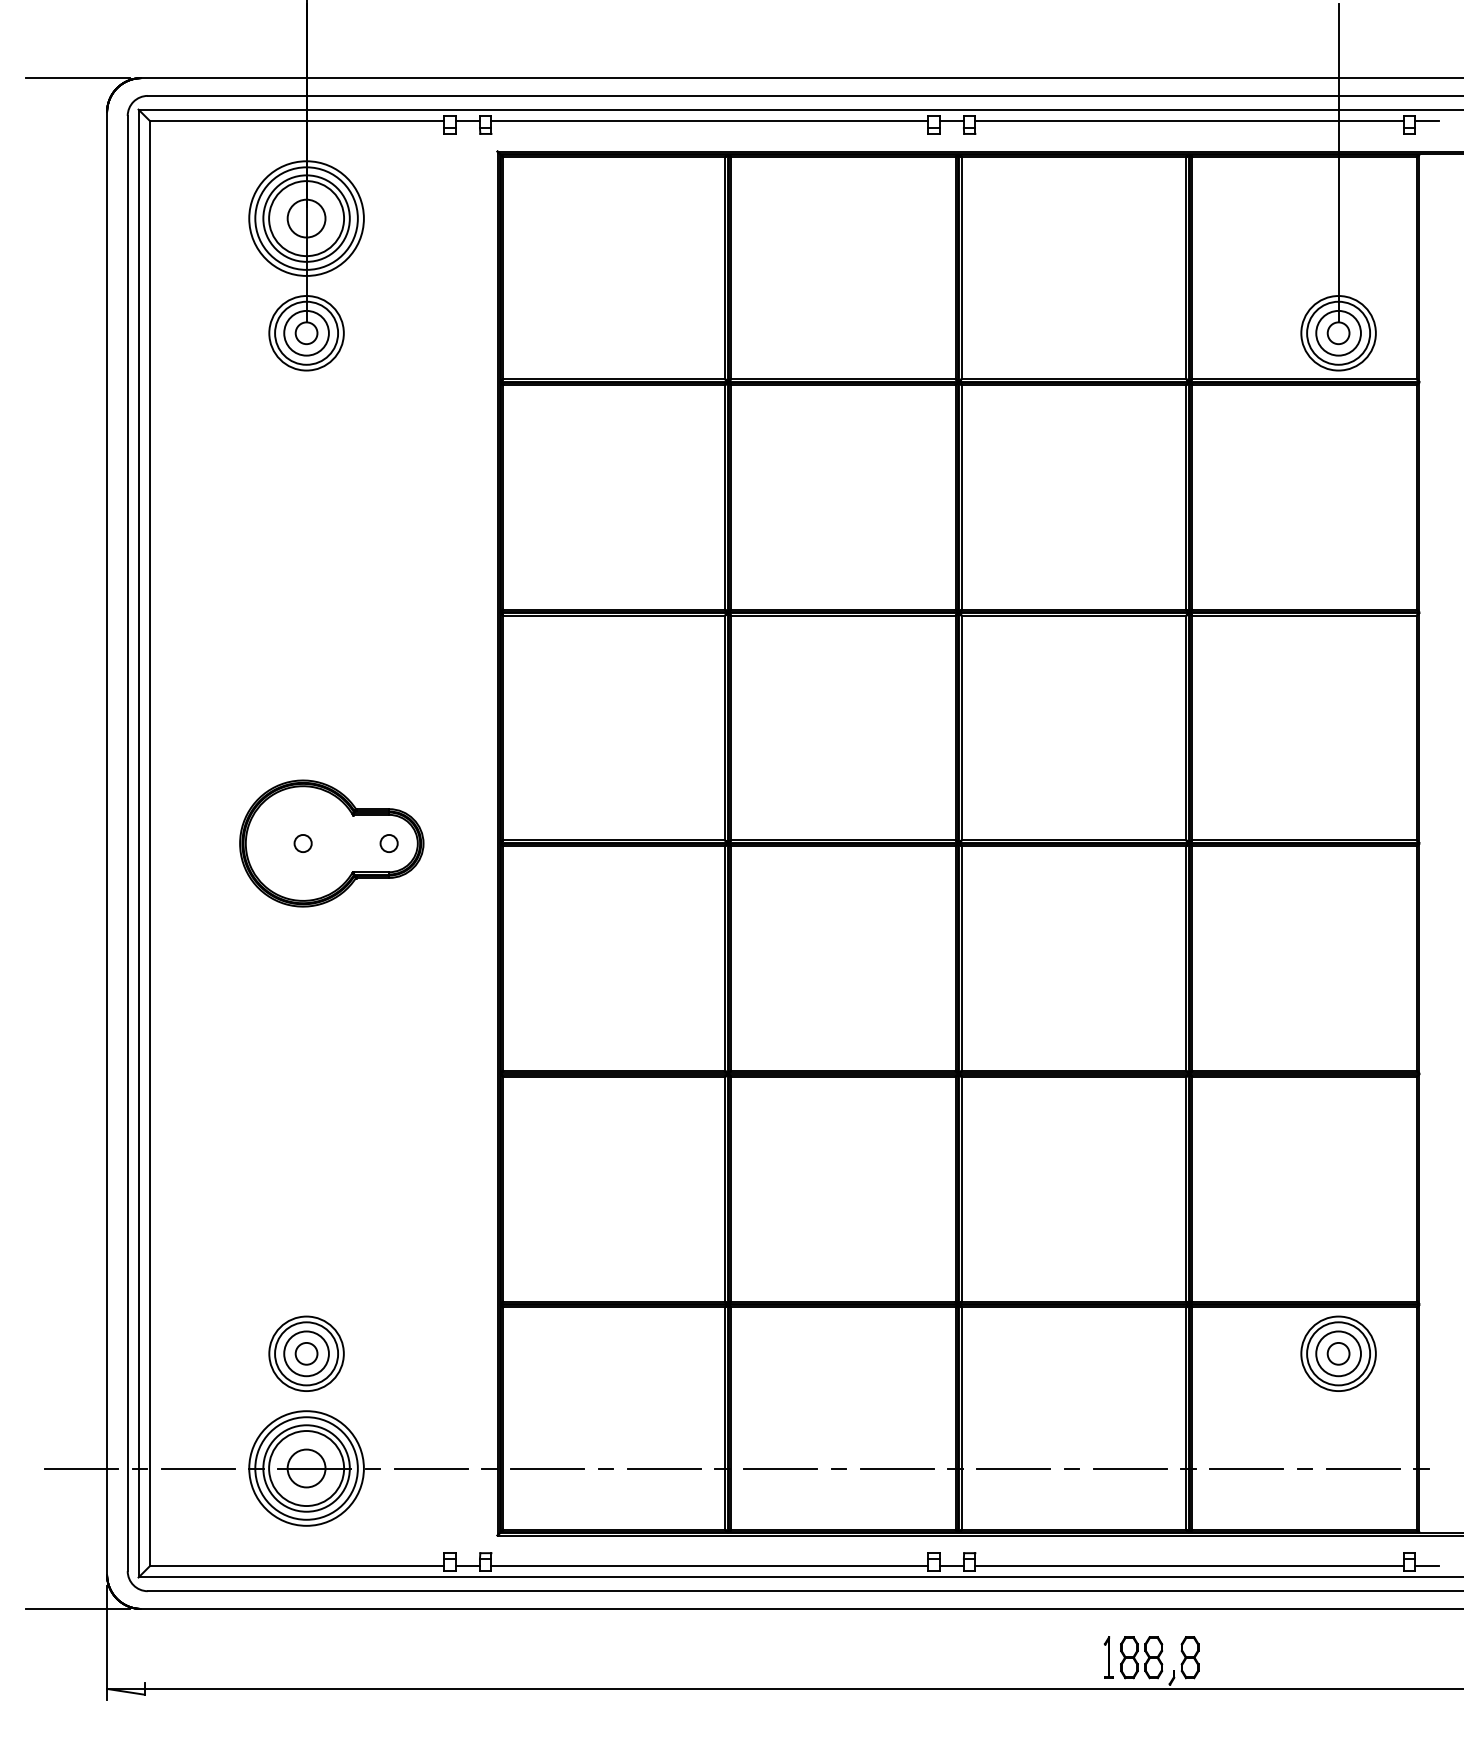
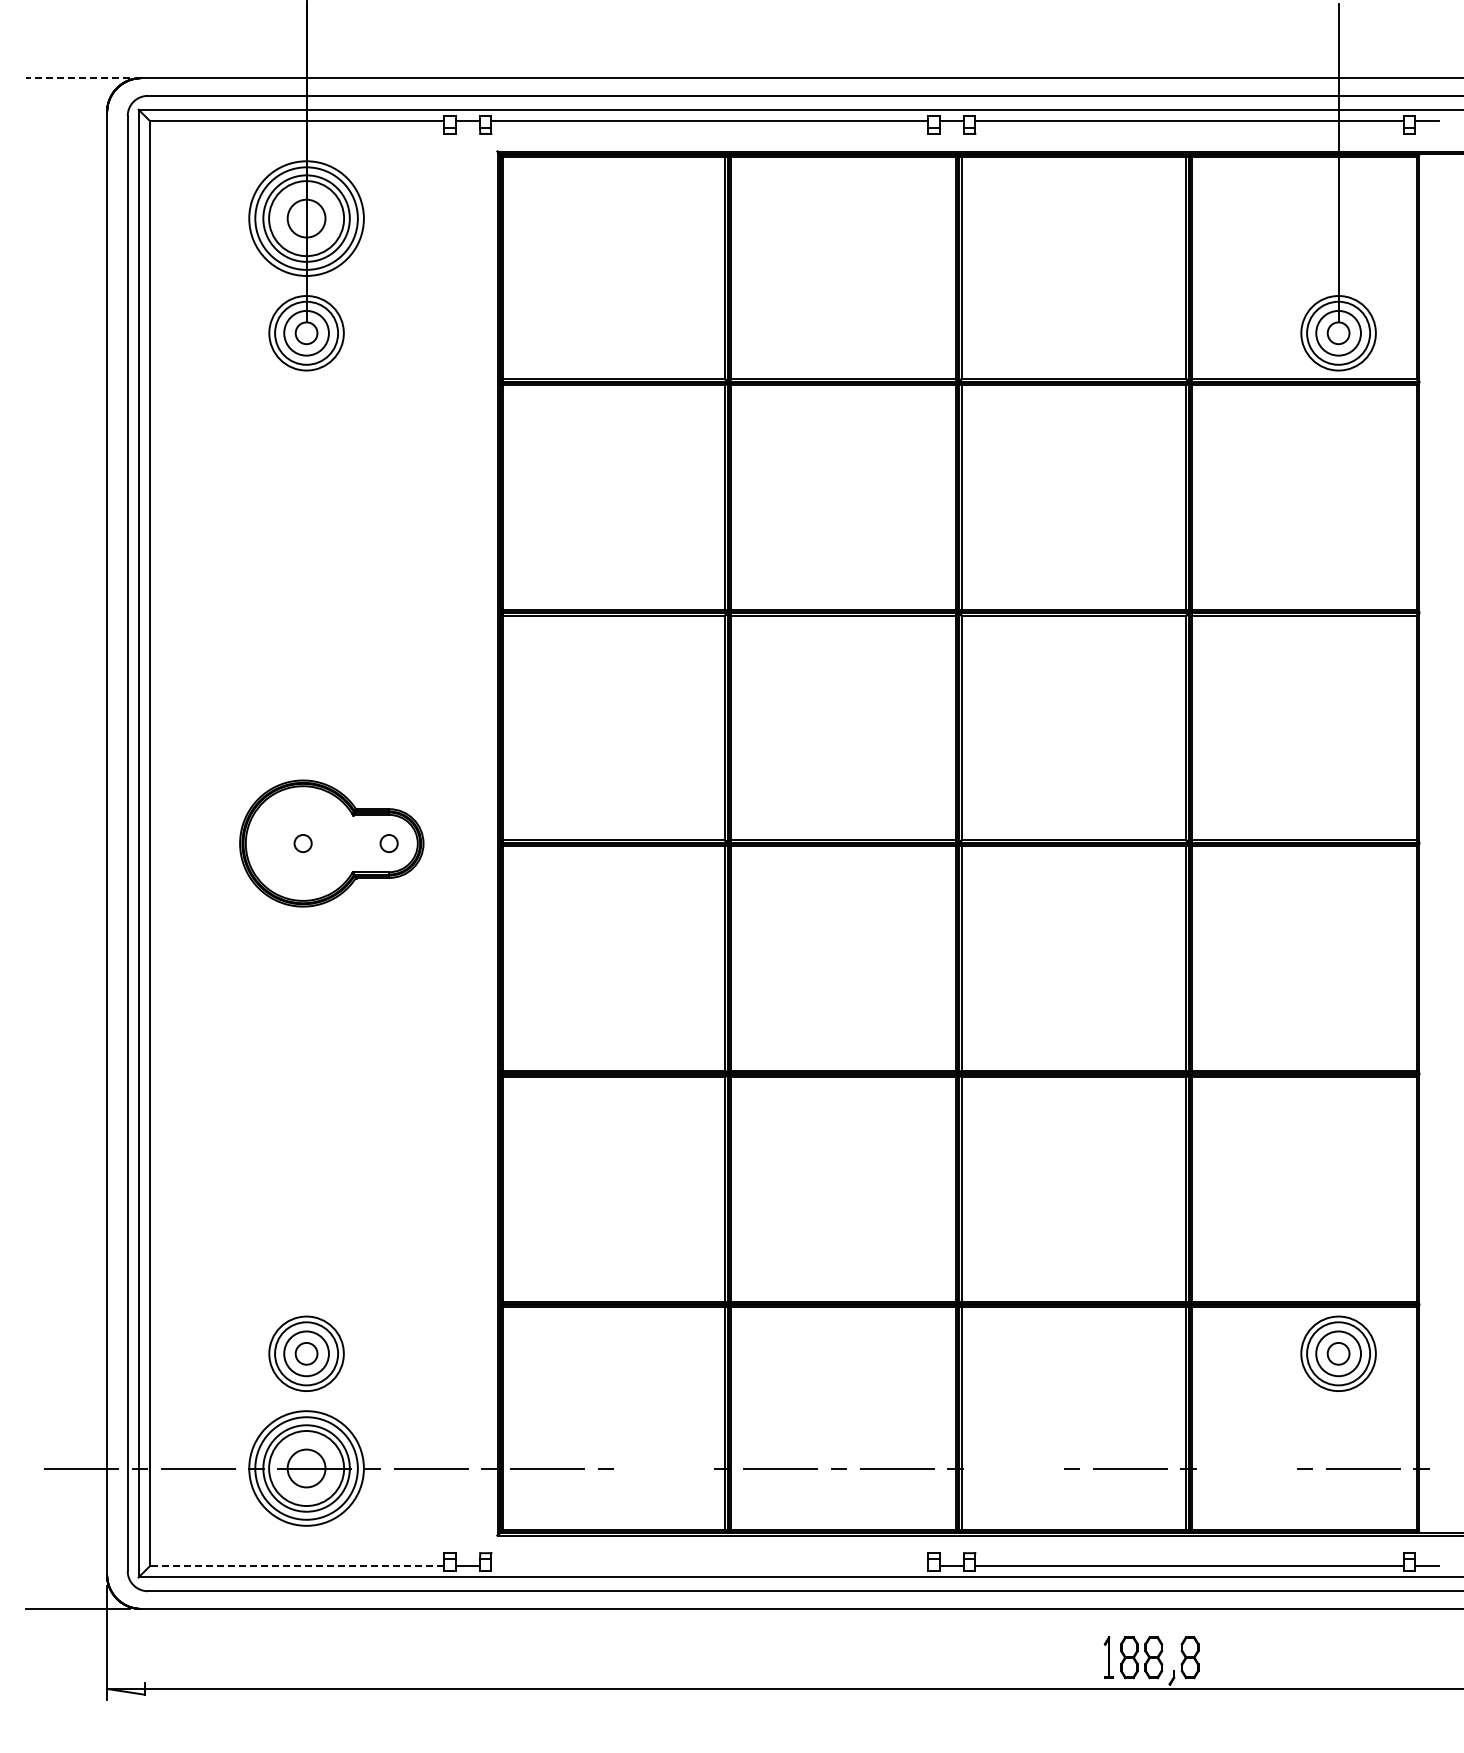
line: solid -> dashed (77, 78)
line: present -> none (664, 1468)
line: present -> none (1013, 1468)
line: present -> none (1246, 1468)
line: solid -> dashed (296, 1565)
line: present -> none (709, 1565)
